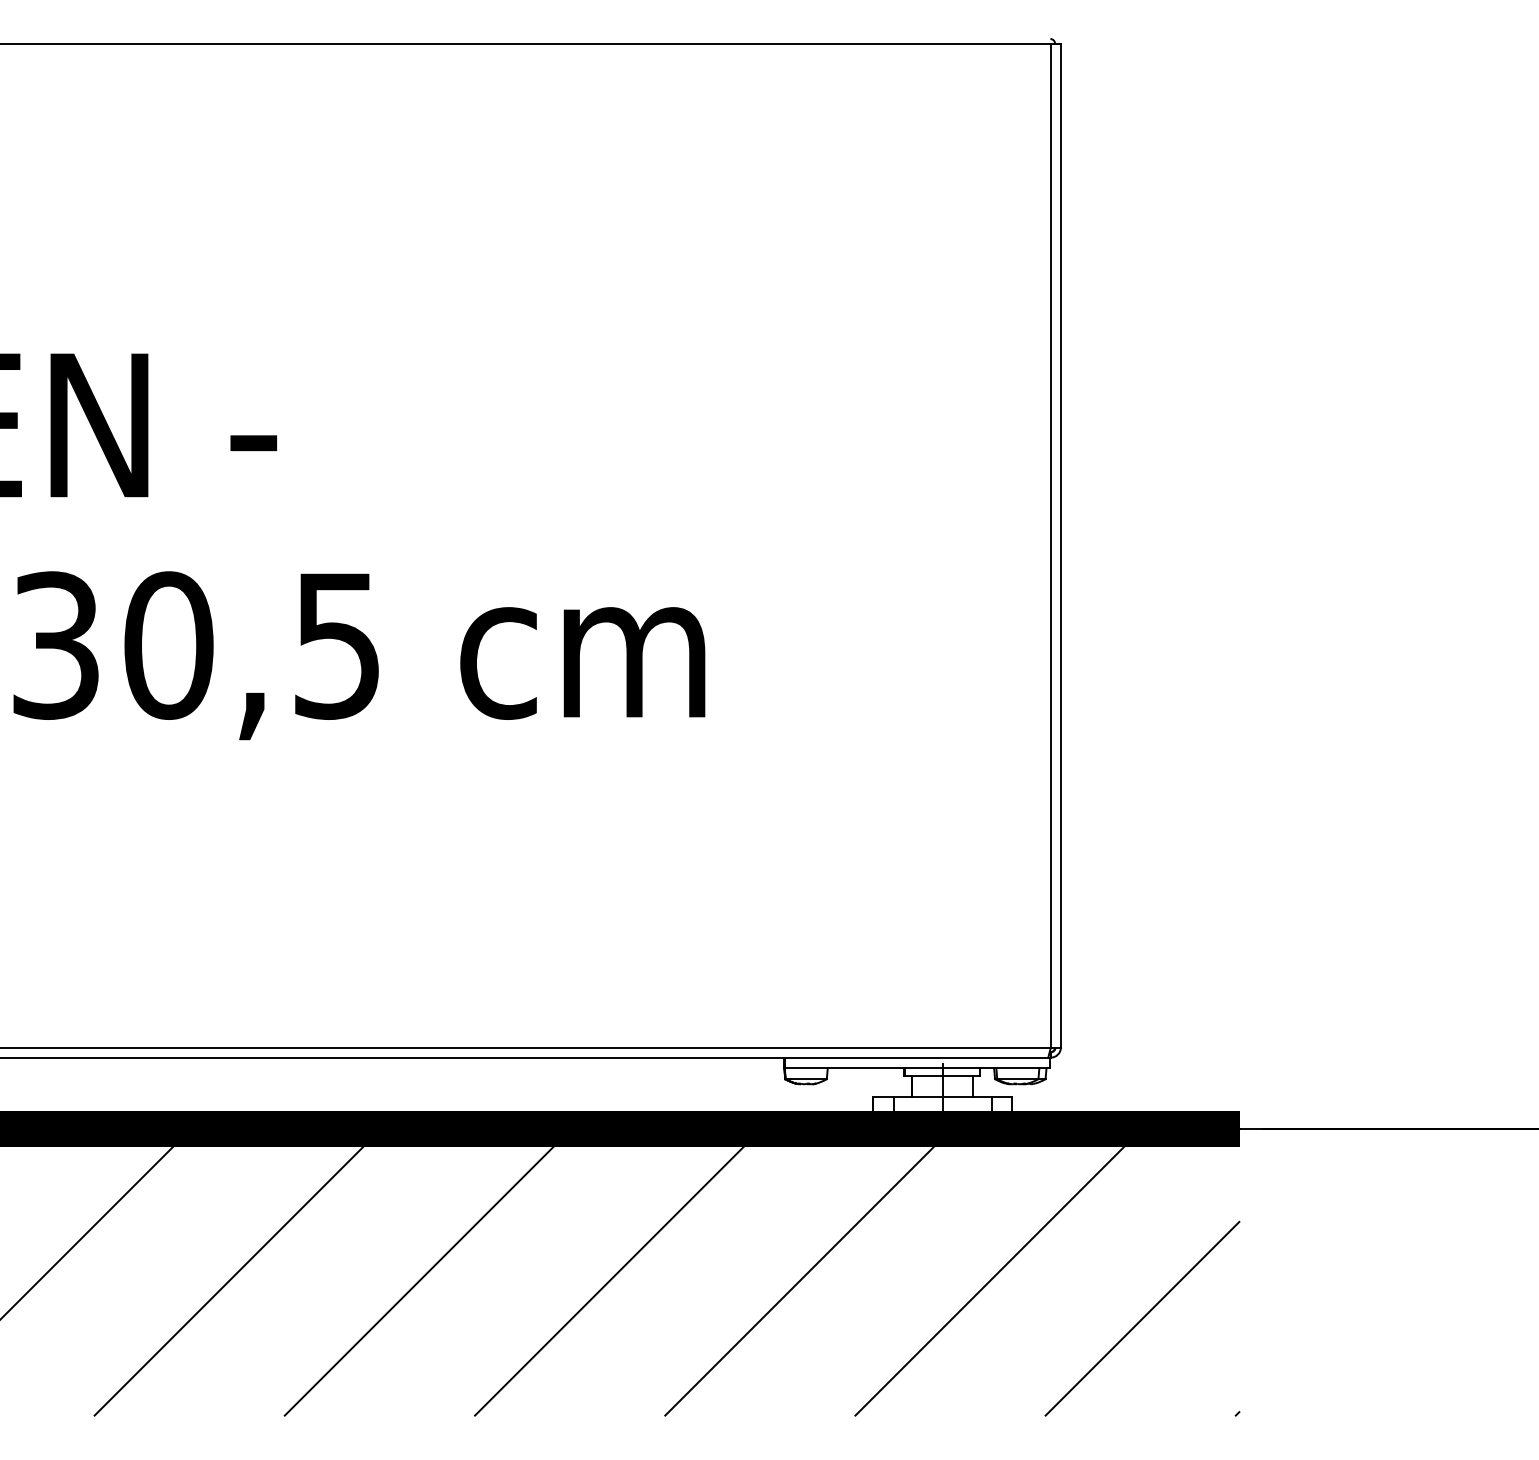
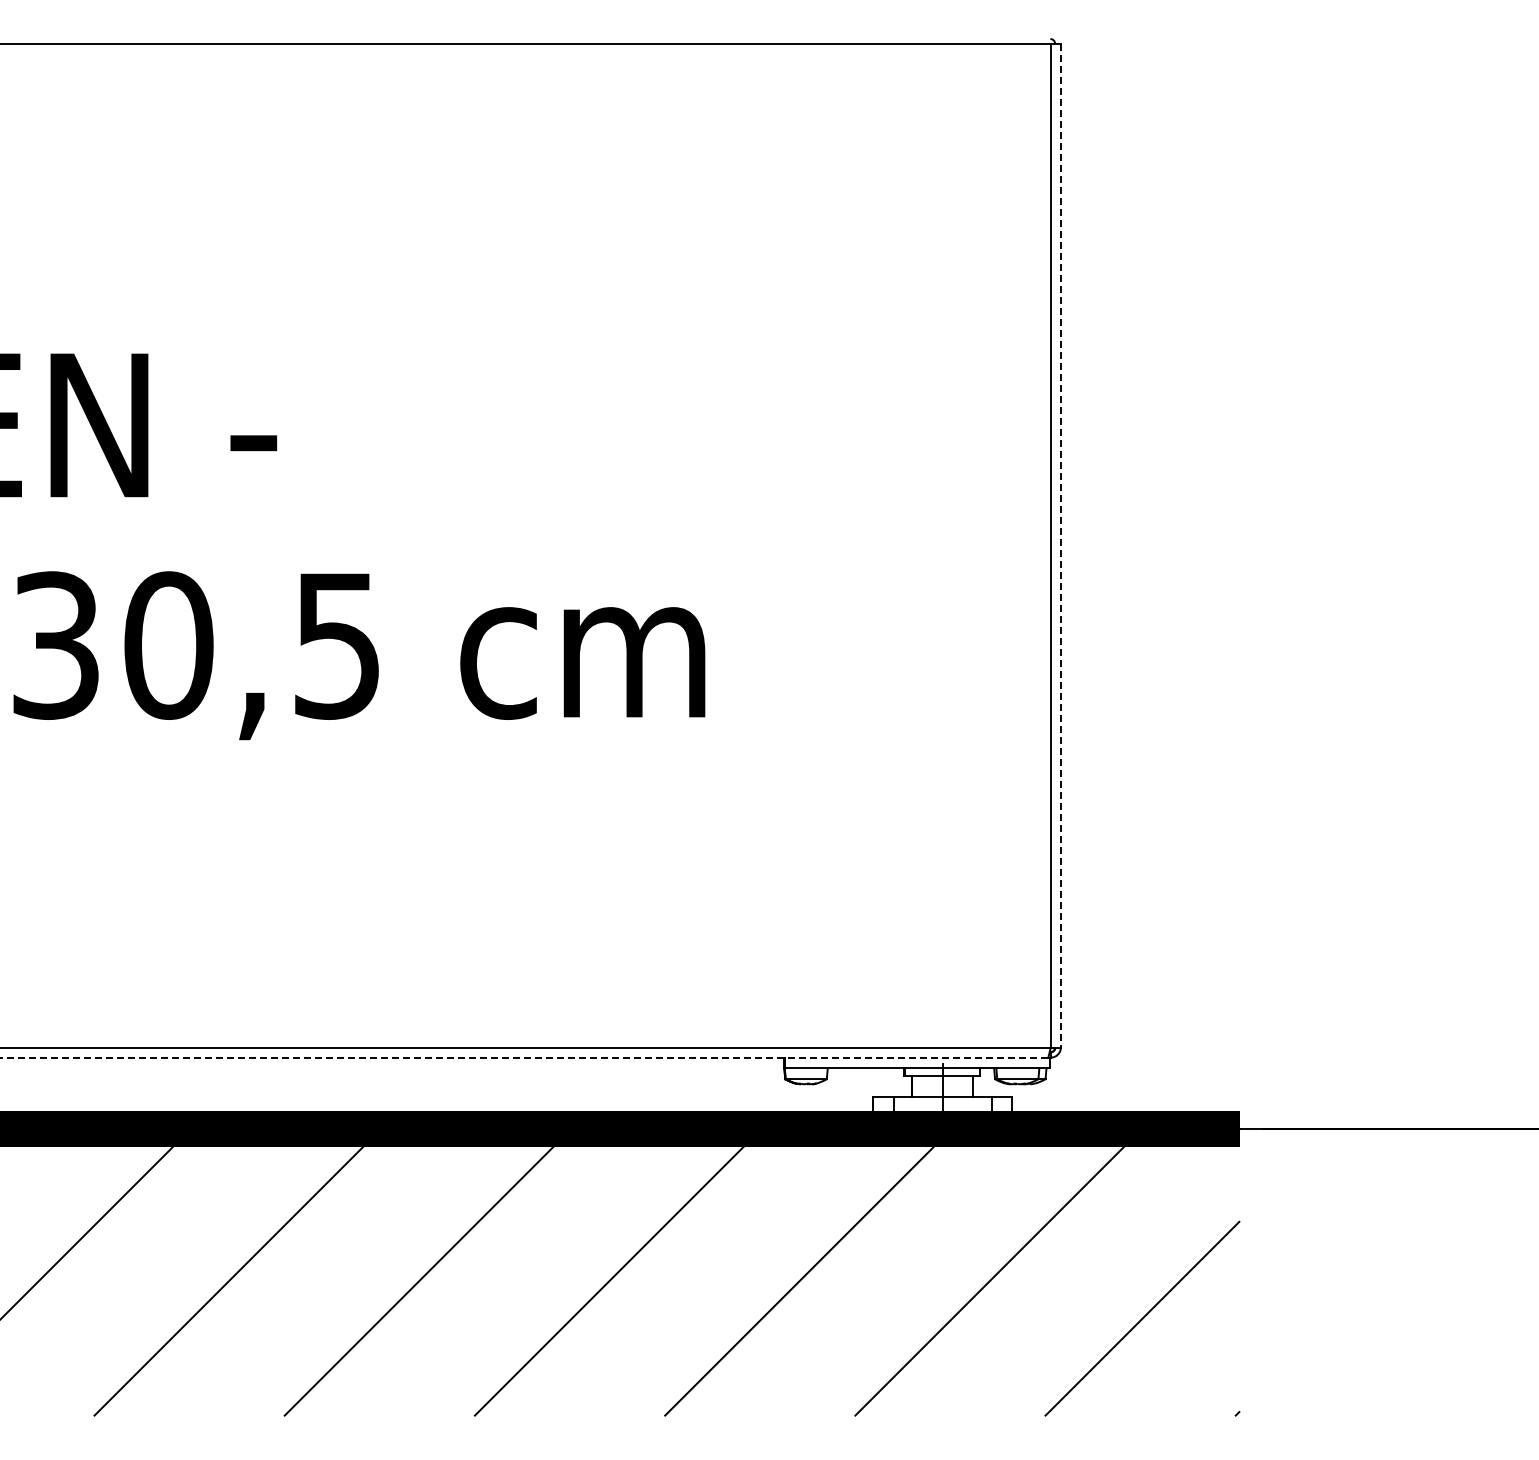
line: solid -> dashed (1060, 545)
line: solid -> dashed (524, 1057)
